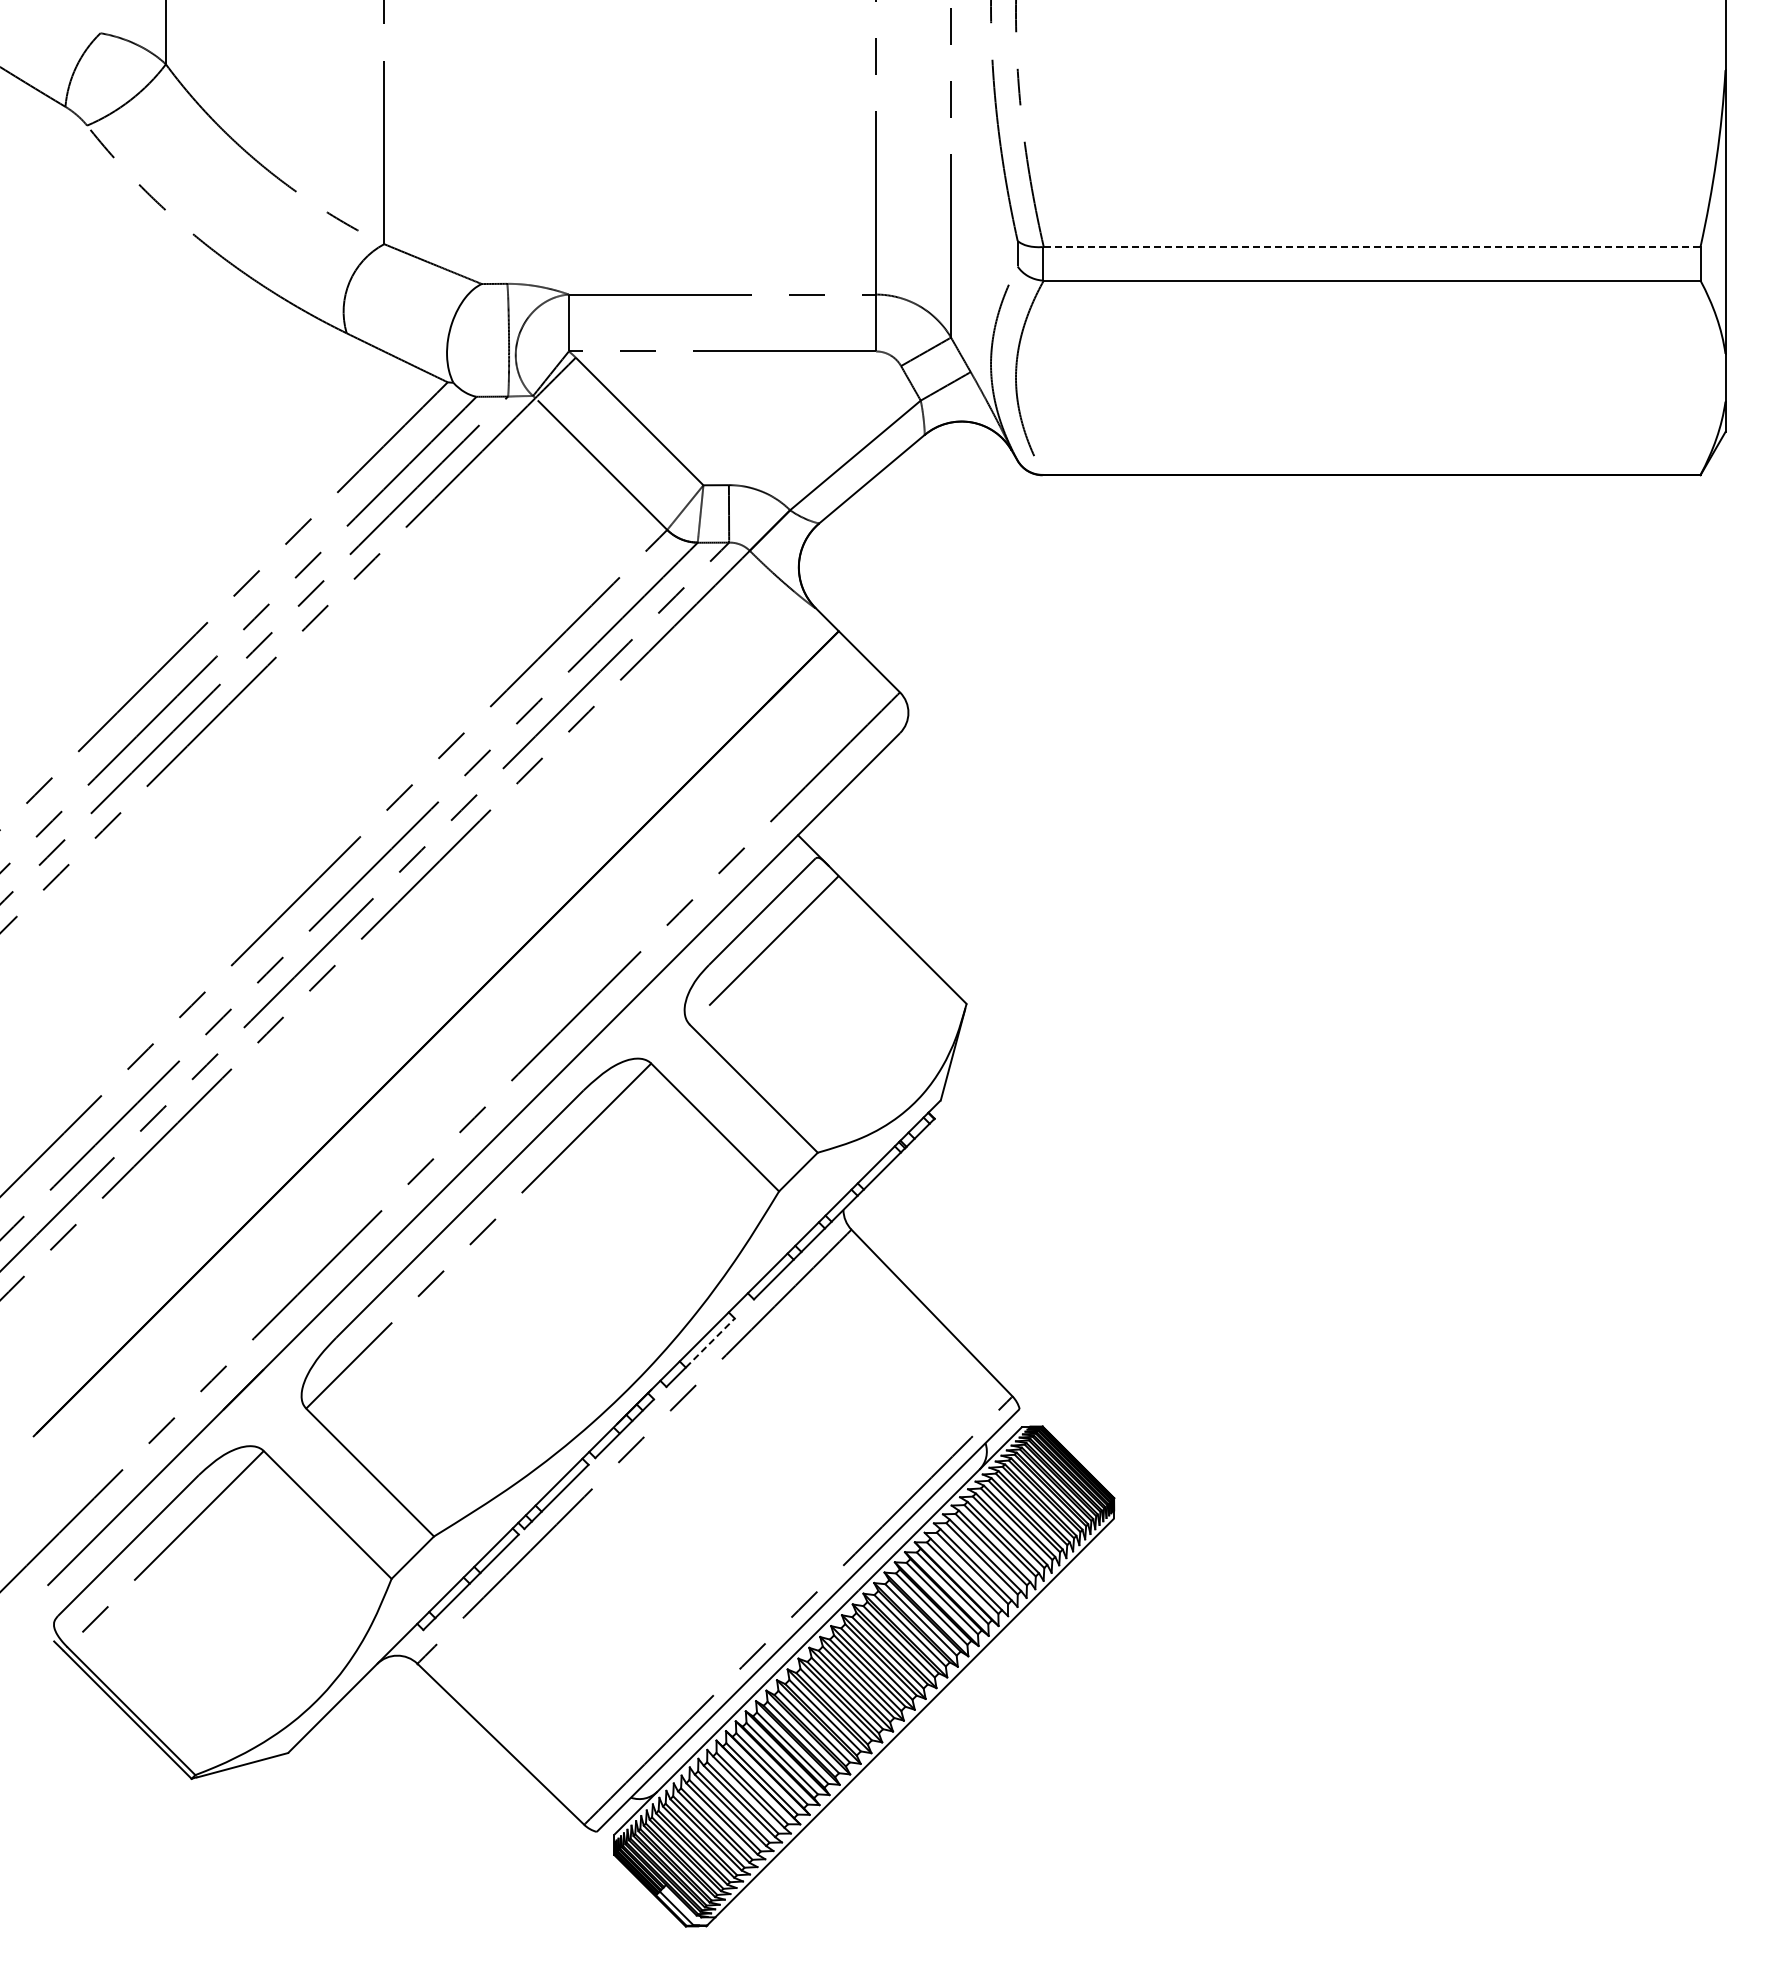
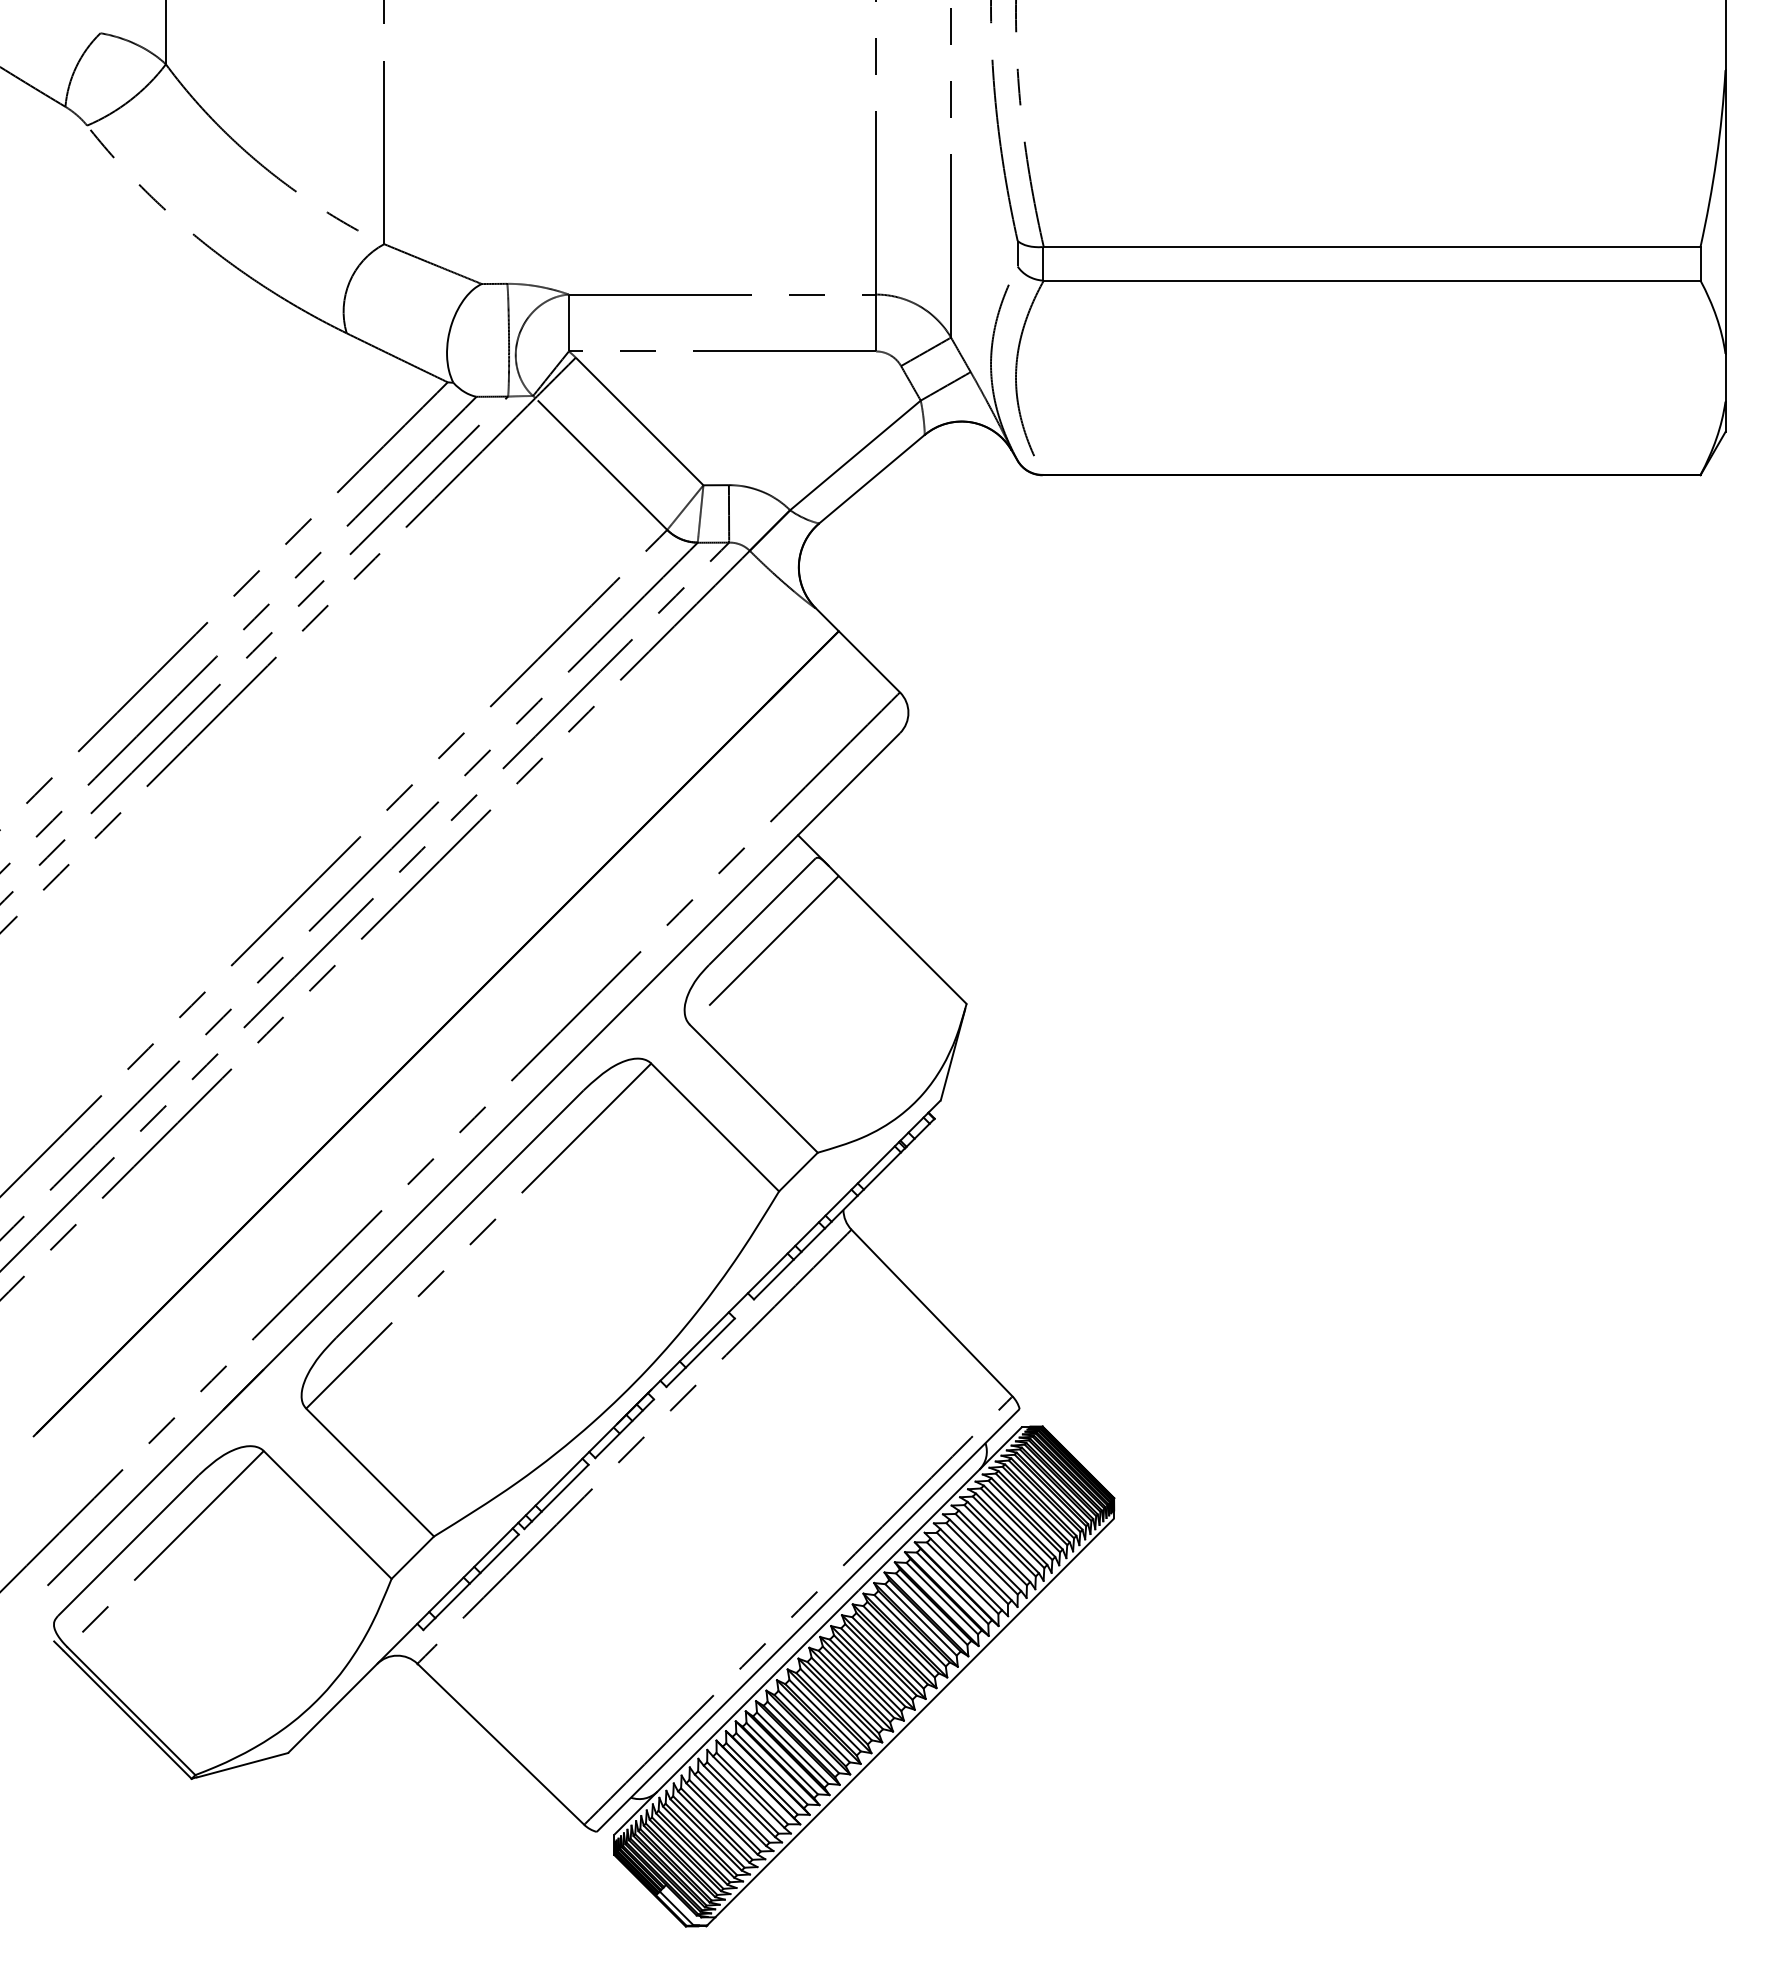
line: dashed -> solid (1372, 246)
line: dashed -> solid (710, 1343)
